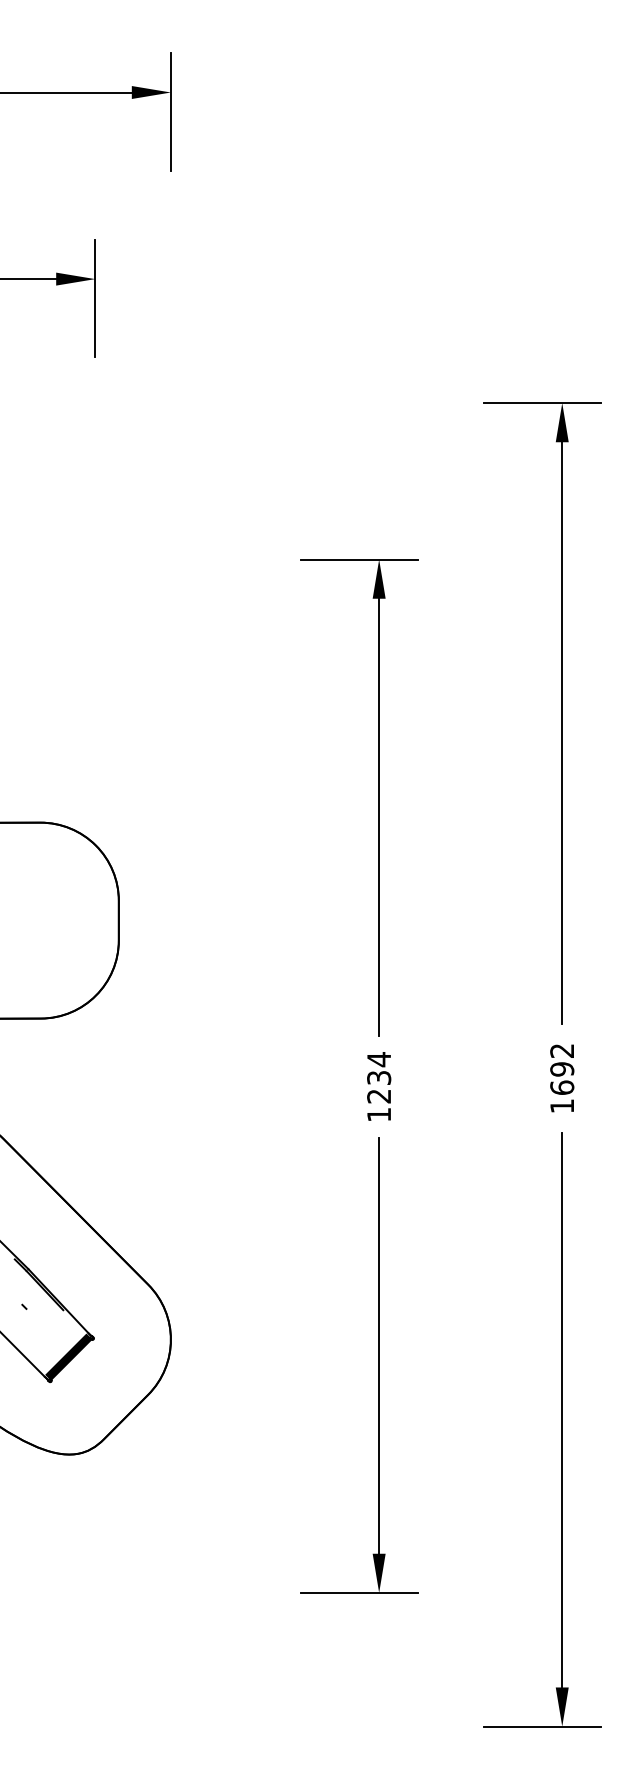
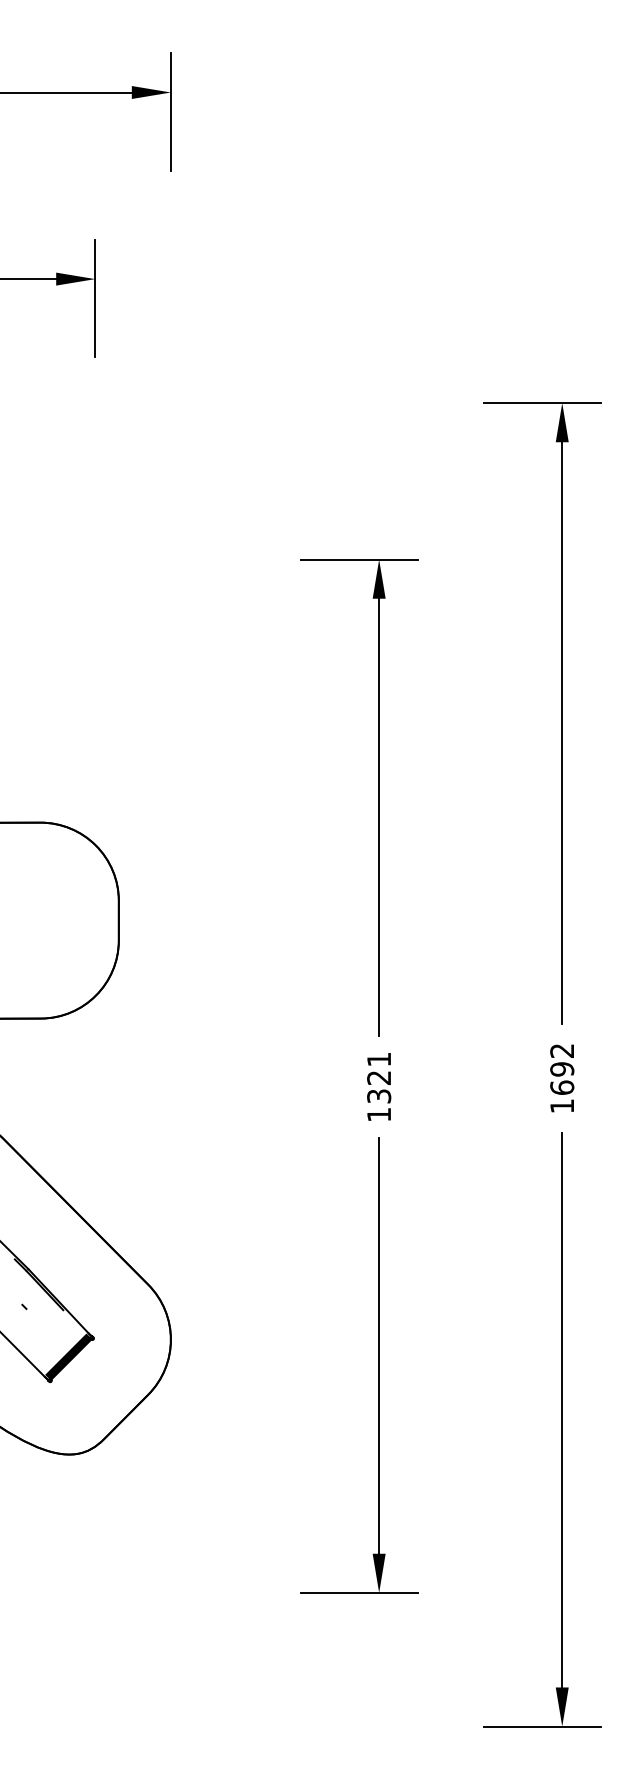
text: 1234 -> 1321 (379, 1077)
